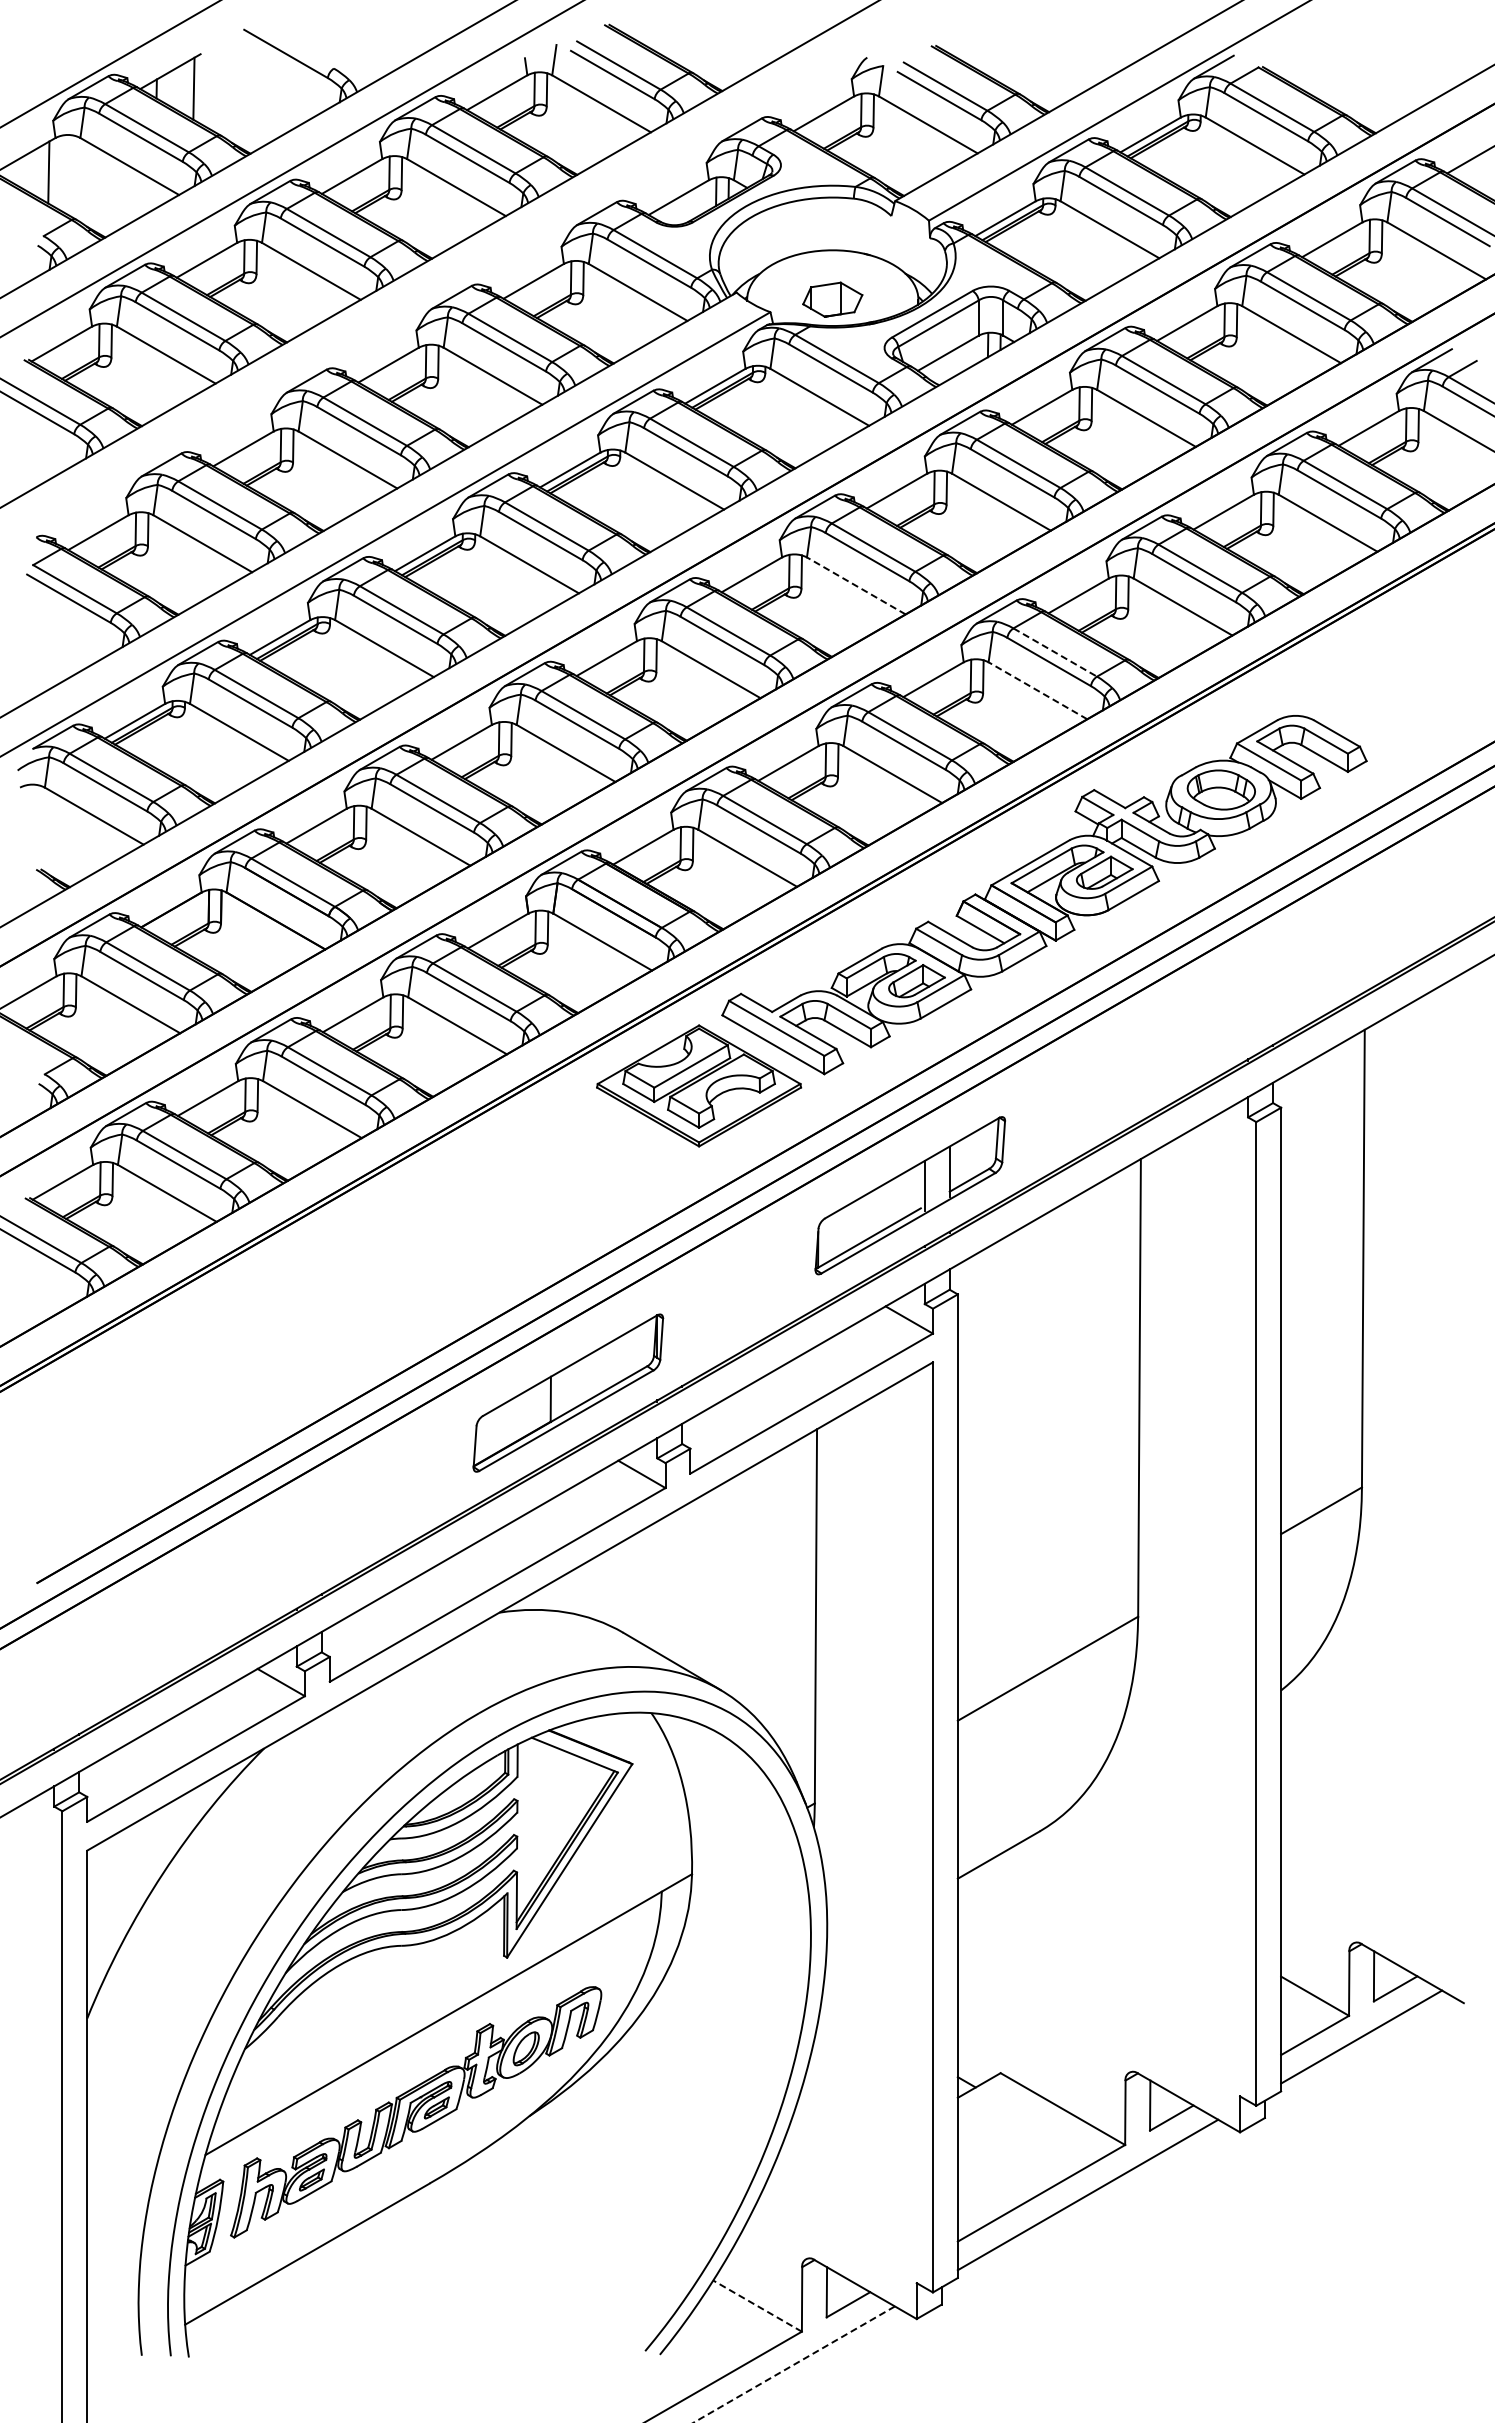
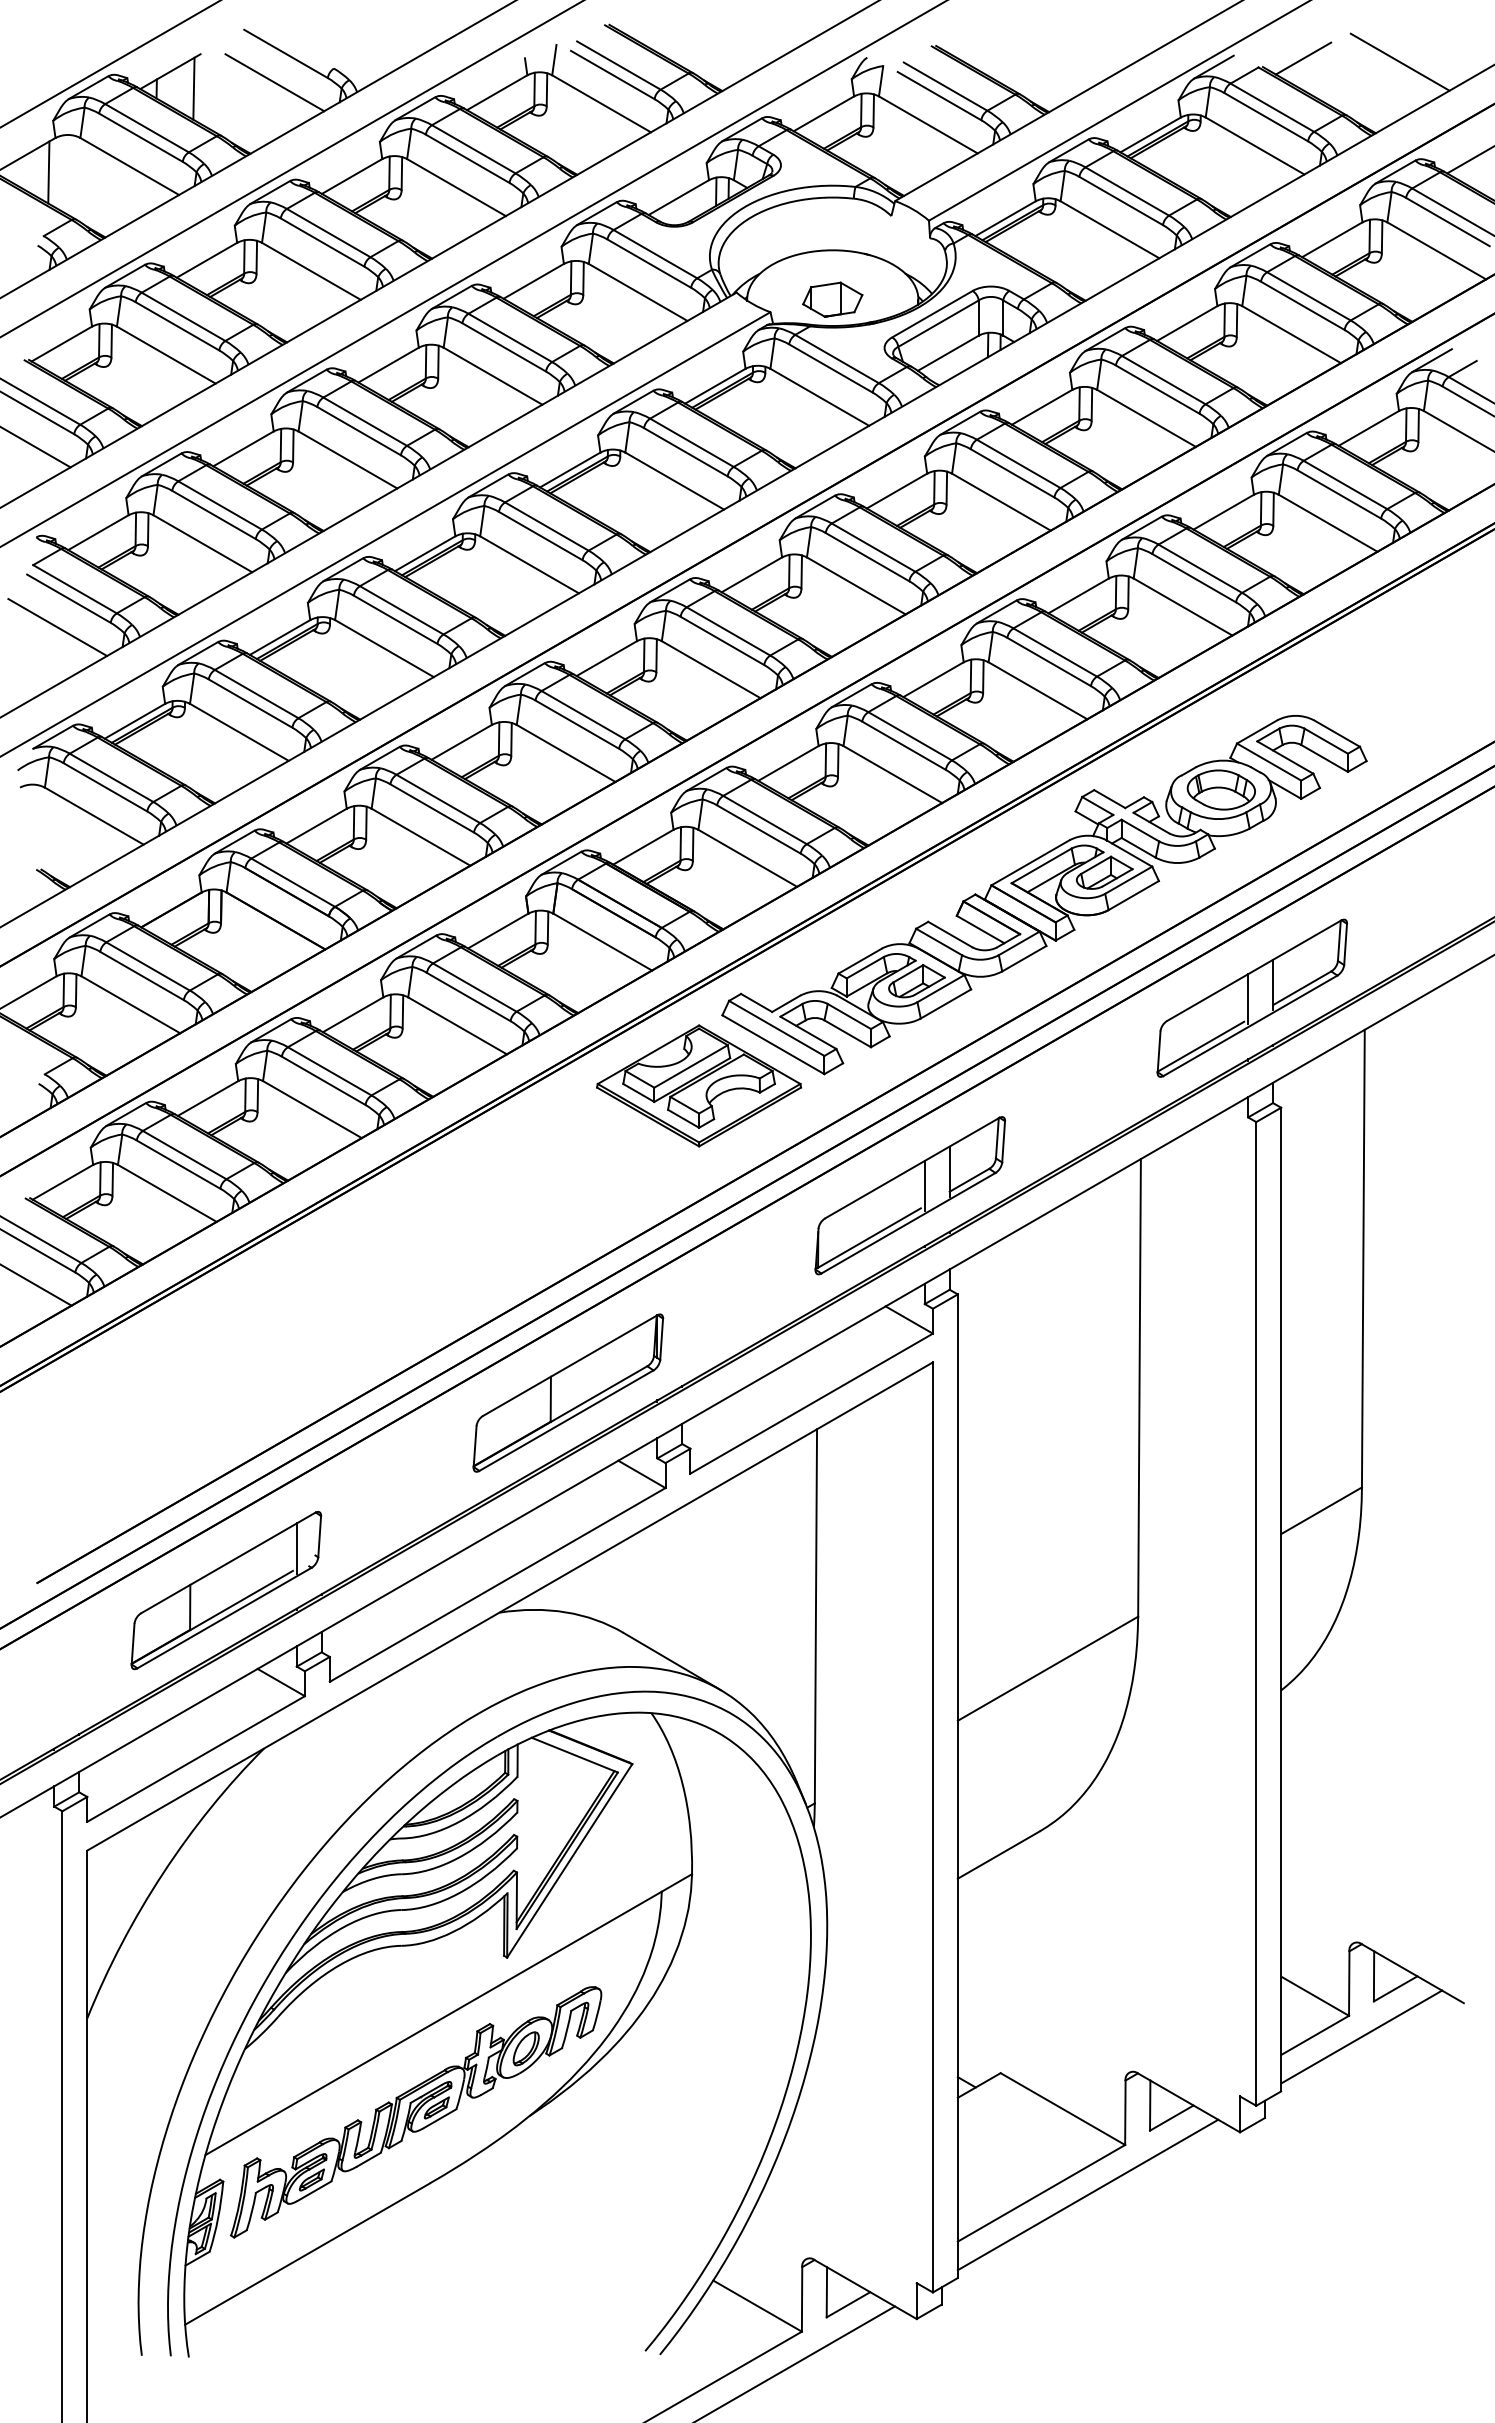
line: none -> present (1303, 58)
line: none -> present (1399, 61)
line: none -> present (274, 82)
line: none -> present (472, 273)
line: none -> present (36, 447)
line: dashed -> solid (855, 585)
line: none -> present (57, 627)
line: dashed -> solid (1055, 652)
line: dashed -> solid (1037, 690)
part: none -> present (1252, 997)
line: none -> present (36, 1285)
part: none -> present (226, 1590)
line: dashed -> solid (757, 2305)
line: dashed -> solid (793, 2364)
